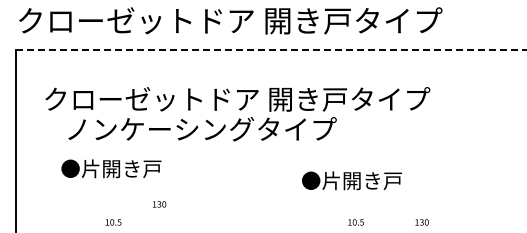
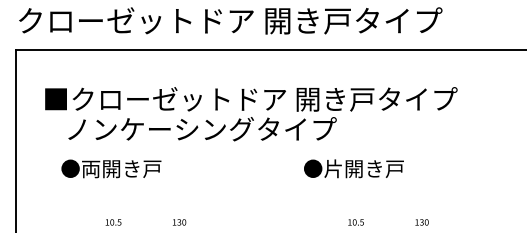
line: dashed -> solid (271, 50)
text: クローゼットドア 開き戸タイプ -> ■クローゼットドア 開き戸タイプ (251, 99)
text: ●片開き戸 -> ●両開き戸 (91, 168)
text position: (351, 180) -> (353, 168) (353, 168)
text position: (159, 204) -> (179, 222) (179, 222)
